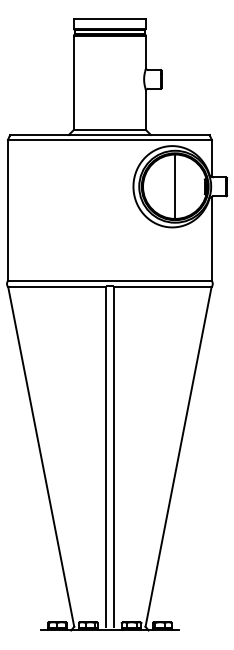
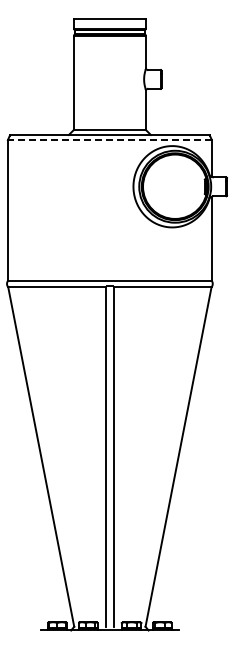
line: solid -> dashed (109, 140)
line: present -> none (174, 186)
